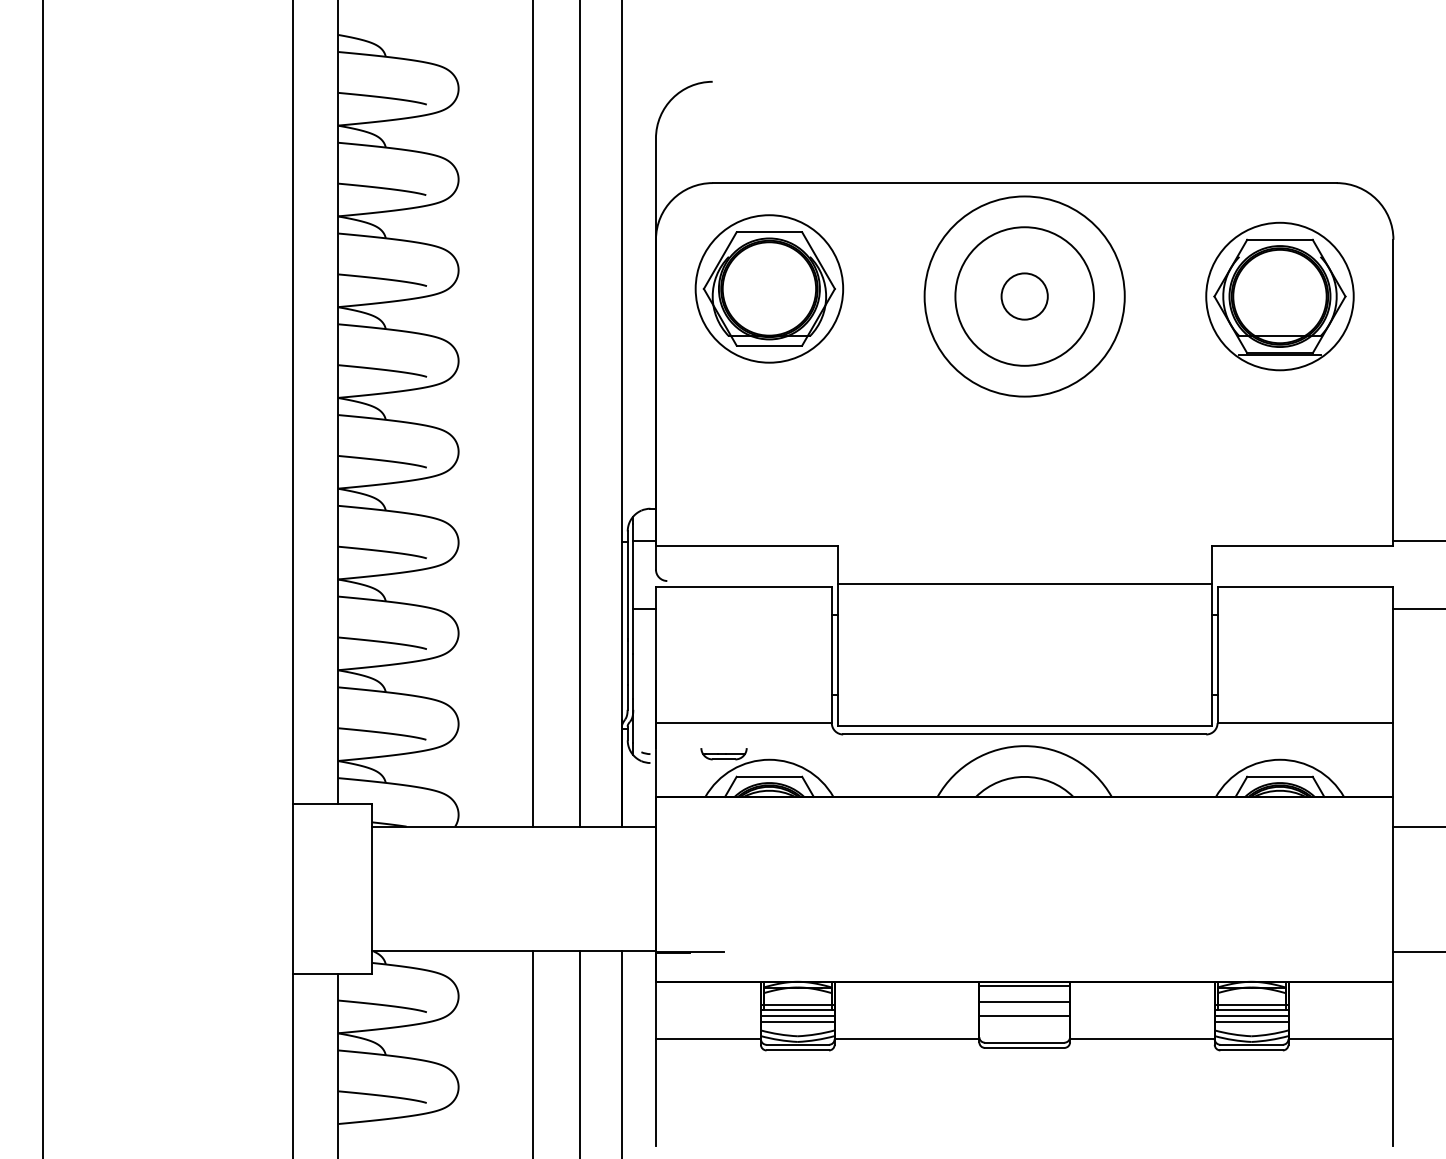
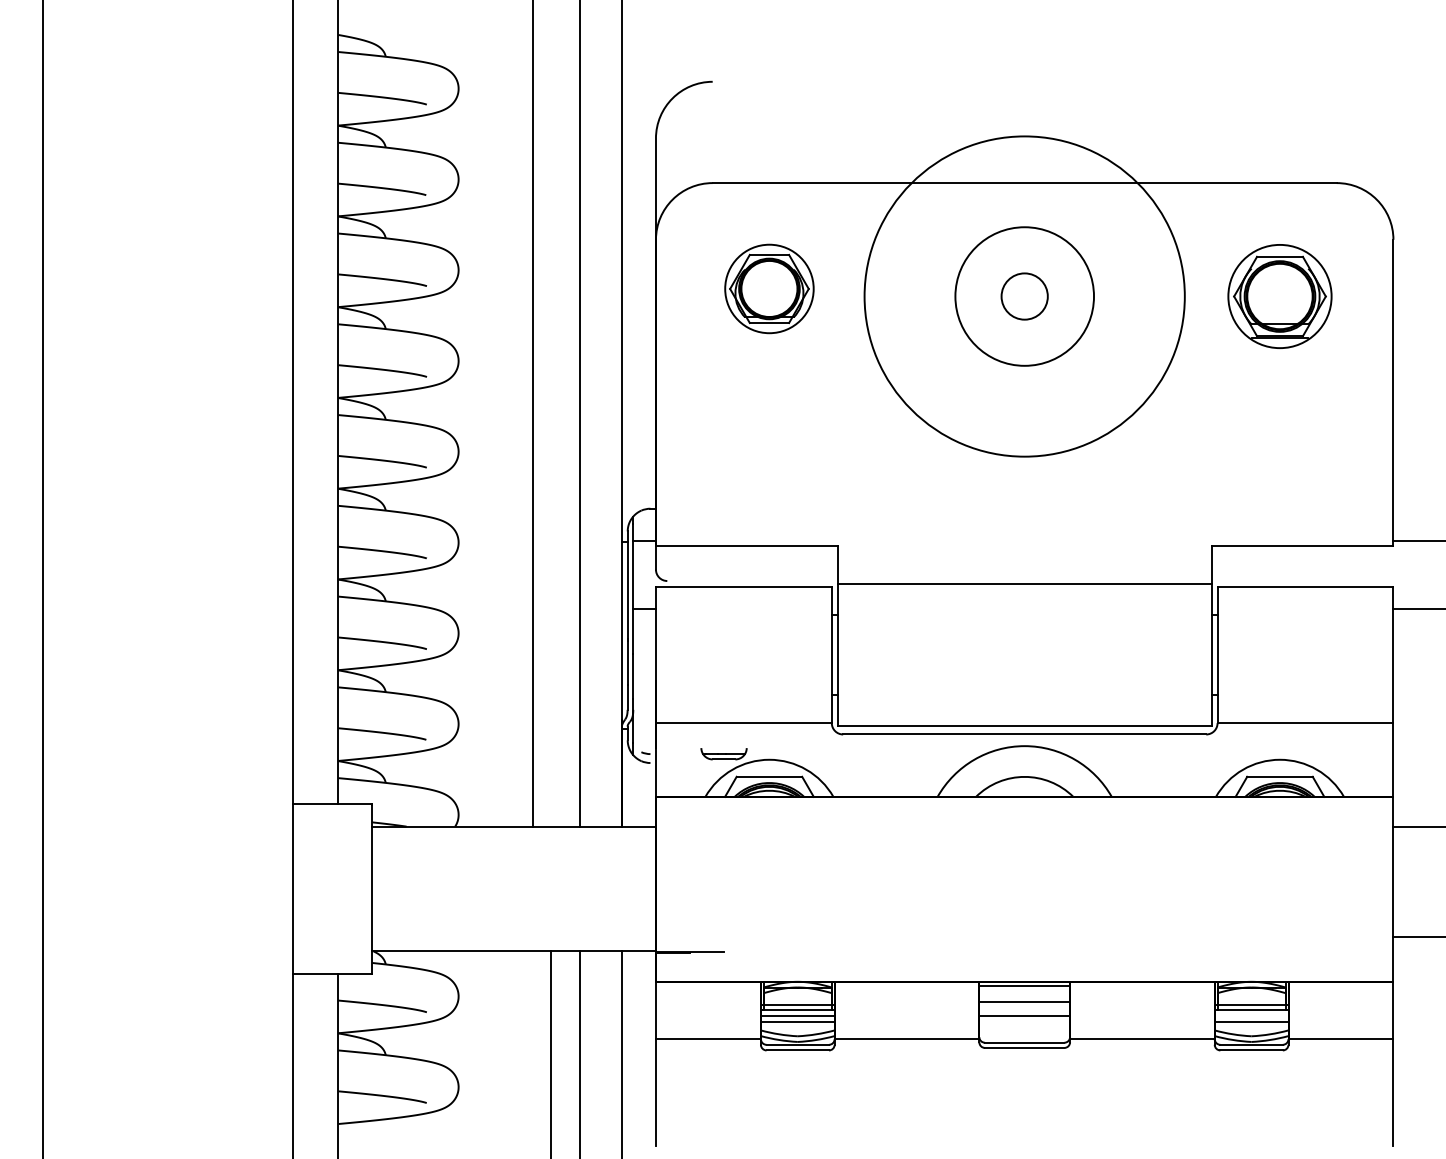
part size: 151x150 px -> 91x92 px (769, 288)
circle diameter: 200 px -> 320 px (1024, 296)
part size: 150x151 px -> 106x105 px (1279, 296)
line position: (1417, 951) -> (1417, 936) (1417, 936)
line: present -> none (1251, 1015)
line position: (532, 1053) -> (550, 1053) (550, 1053)
